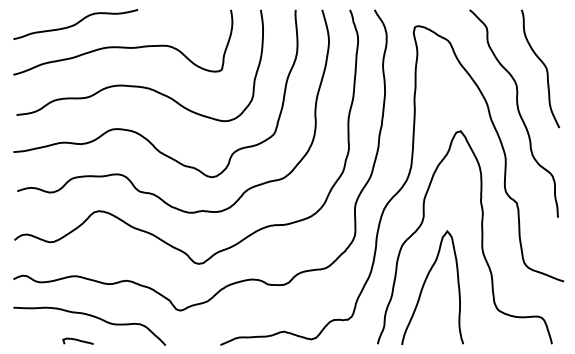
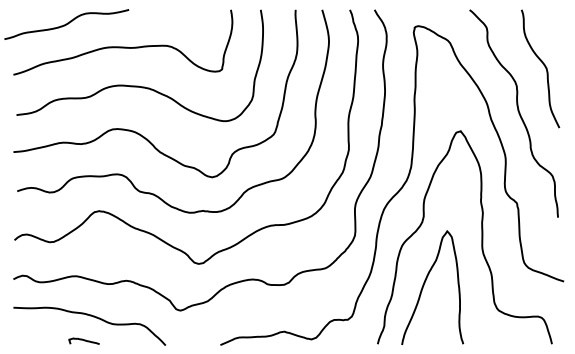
curve position: (75, 24) -> (66, 24) (66, 24)
curve position: (77, 340) -> (83, 340) (83, 340)
